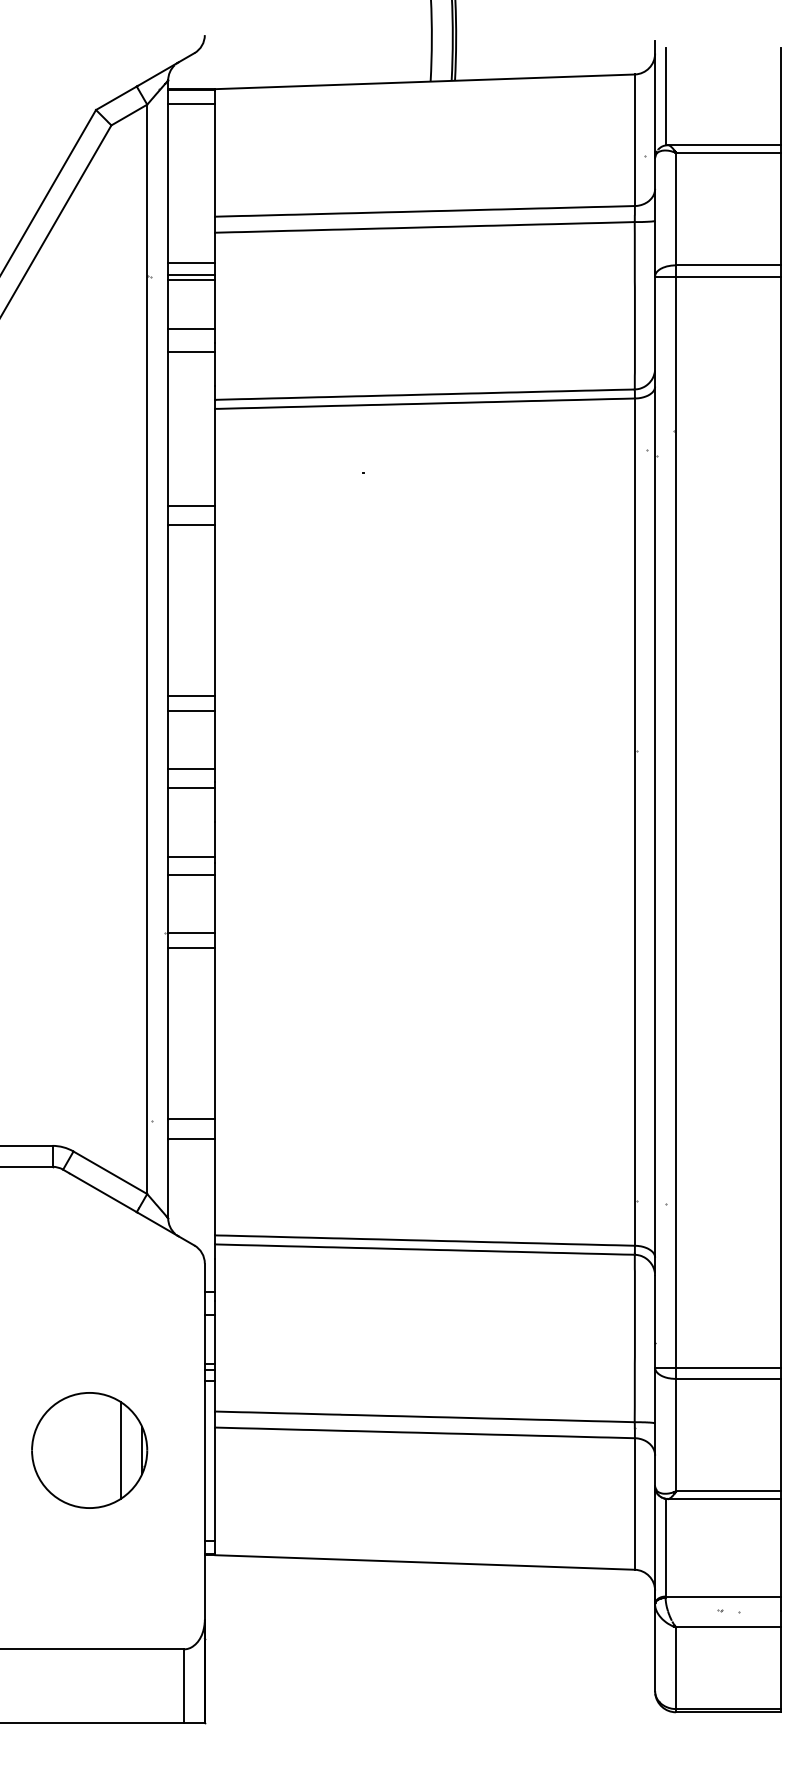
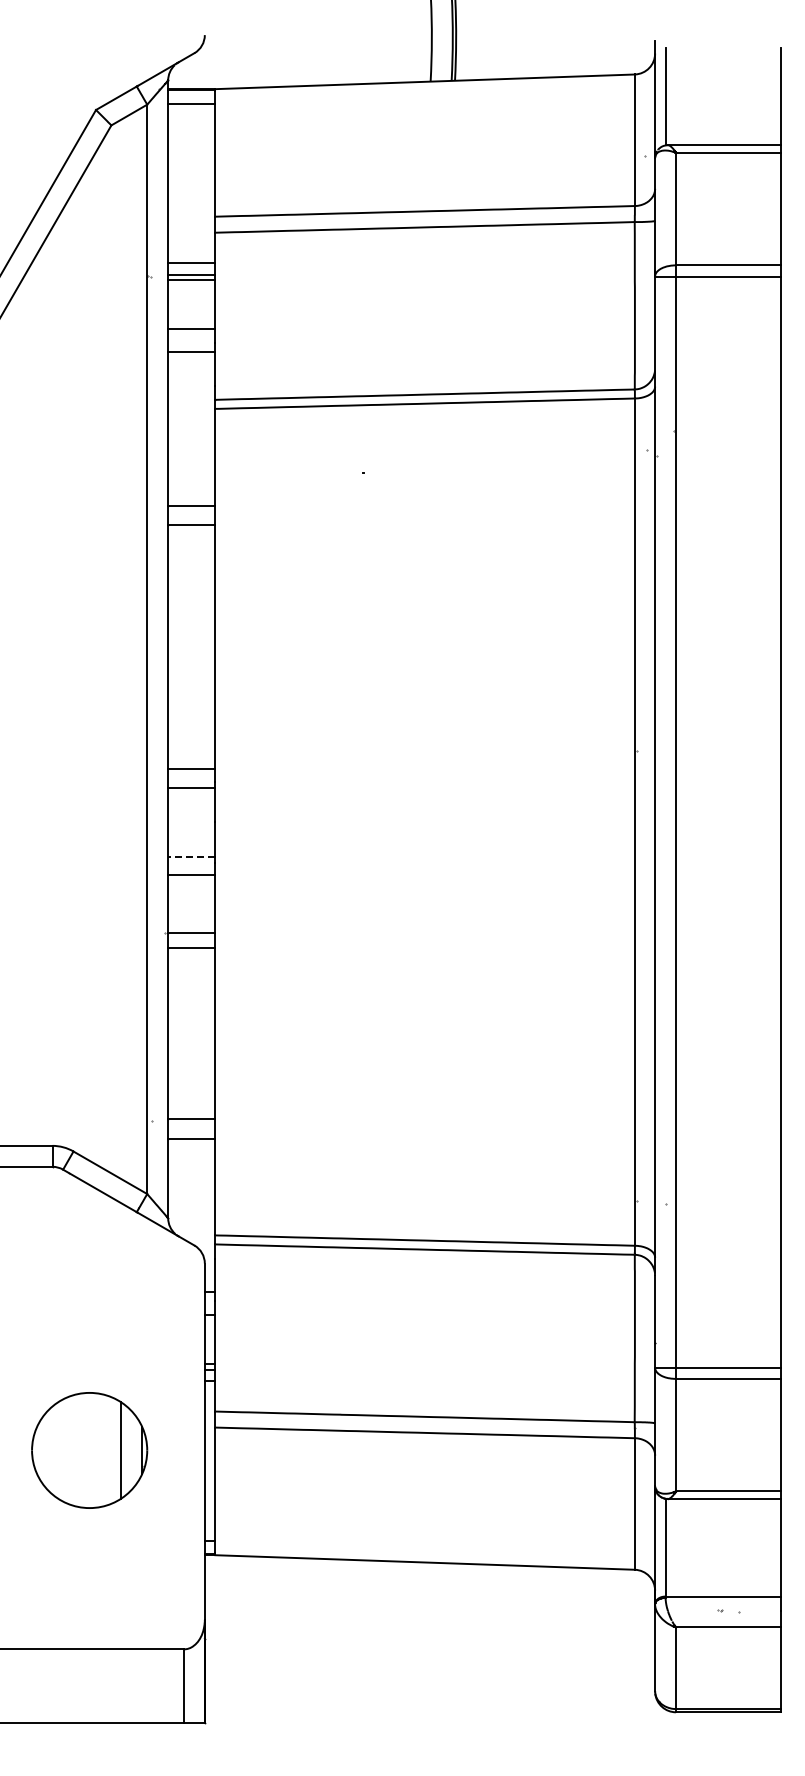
line: present -> none (191, 695)
line: present -> none (191, 710)
line: solid -> dashed (191, 856)
